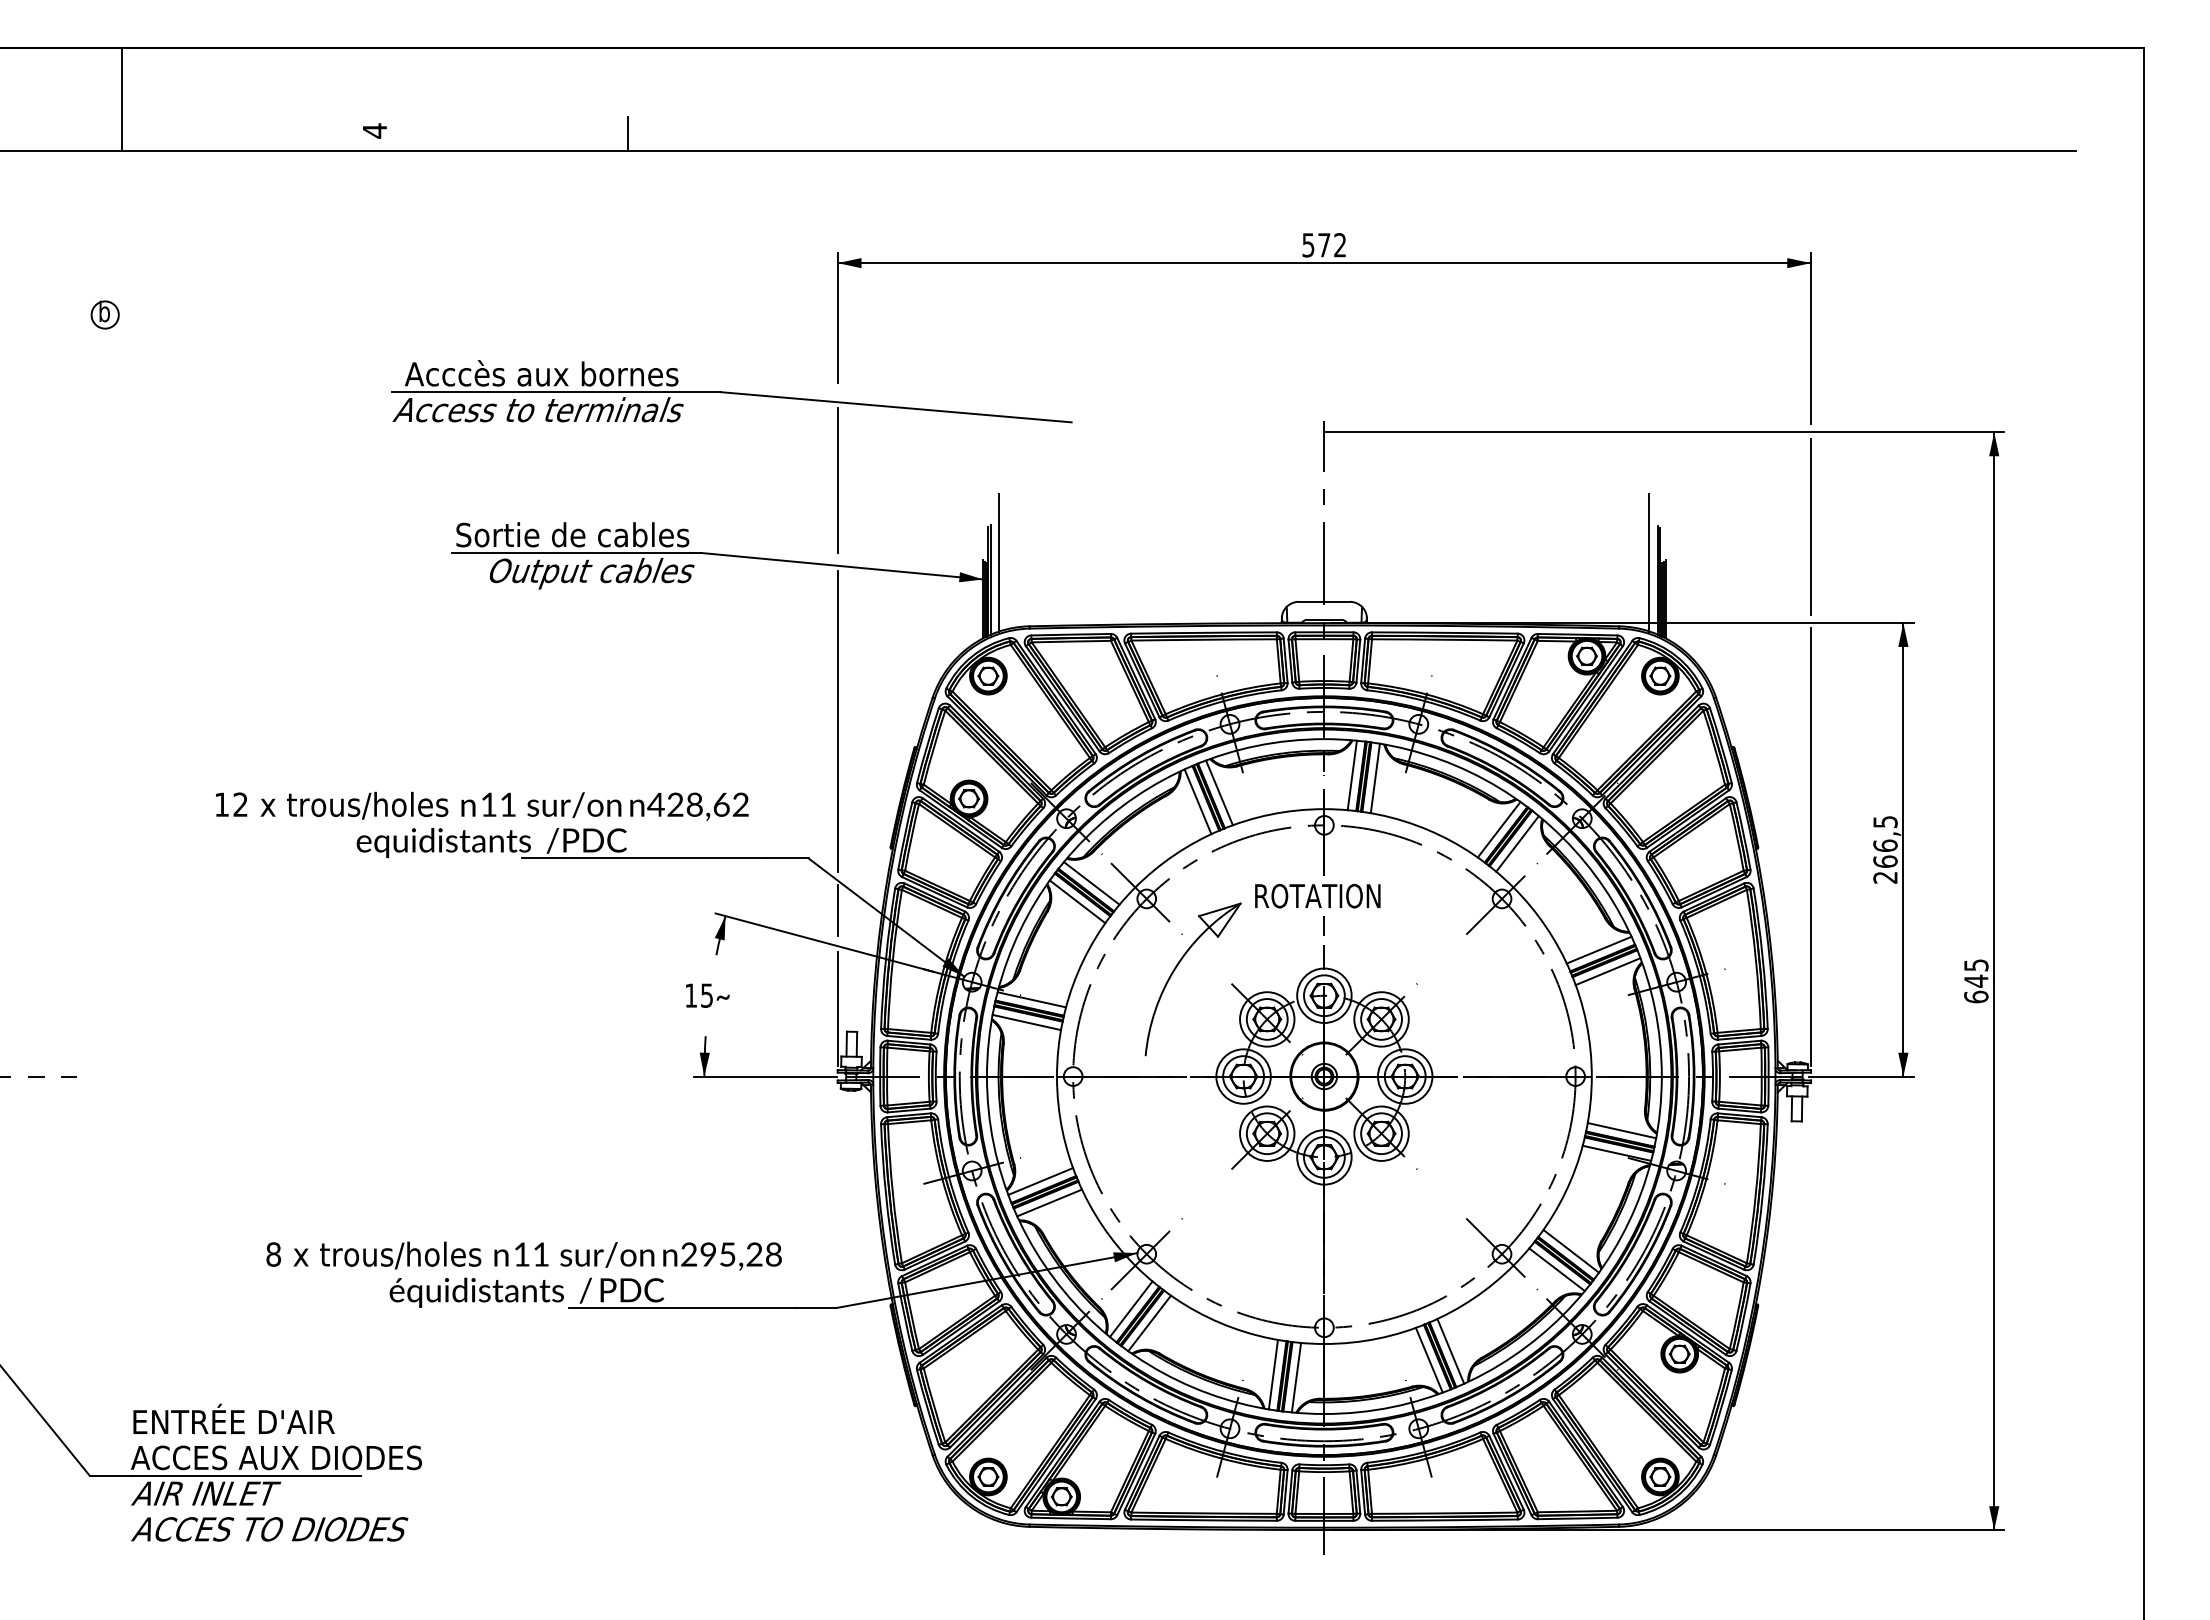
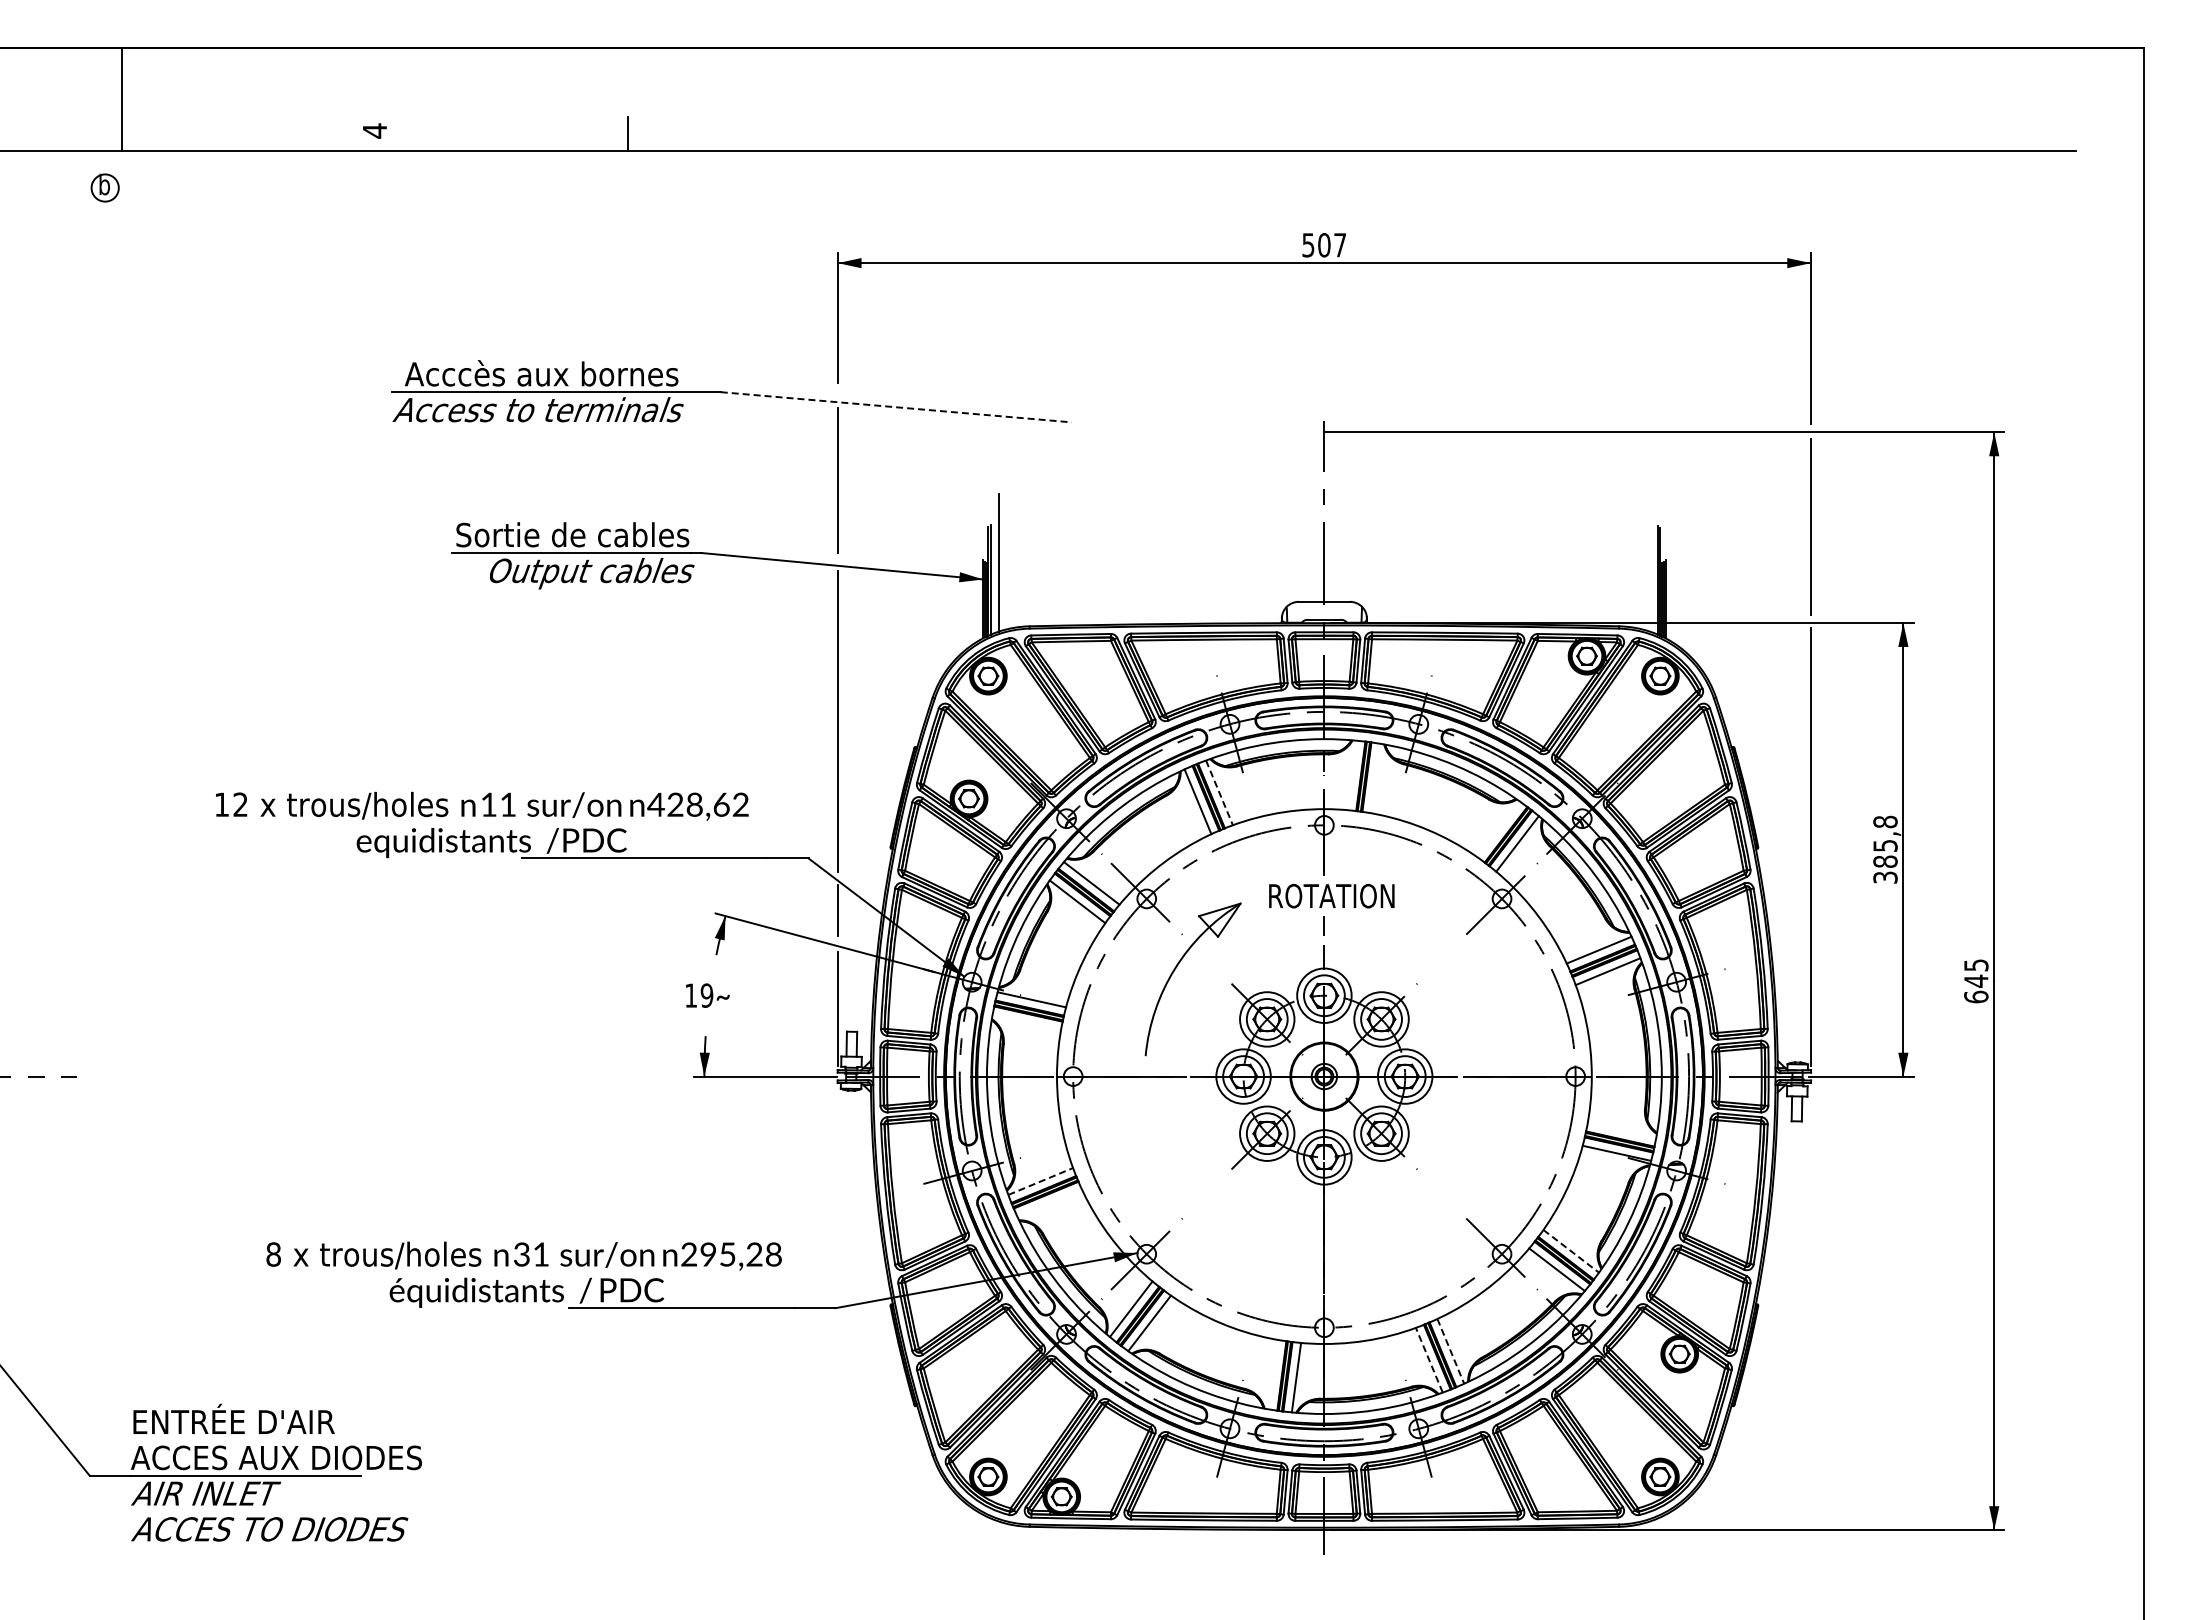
text: 572 -> 507 (1332, 245)
part position: (104, 314) -> (104, 187) (104, 187)
line: solid -> dashed (896, 407)
line: present -> none (1649, 562)
line: present -> none (1351, 775)
line: present -> none (1374, 778)
line: solid -> dashed (1219, 793)
line: present -> none (1498, 829)
text: 266,5 -> 385,8 (1885, 849)
text position: (1317, 895) -> (1331, 895) (1331, 895)
text: 15 -> 19 (706, 995)
line: present -> none (1026, 1022)
line: present -> none (1621, 1130)
line: solid -> dashed (1041, 1181)
line: present -> none (1049, 1202)
line: solid -> dashed (1571, 1251)
text: 11 -> 31 (521, 1254)
line: solid -> dashed (1450, 1351)
line: solid -> dashed (1429, 1359)
line: present -> none (1272, 1374)
